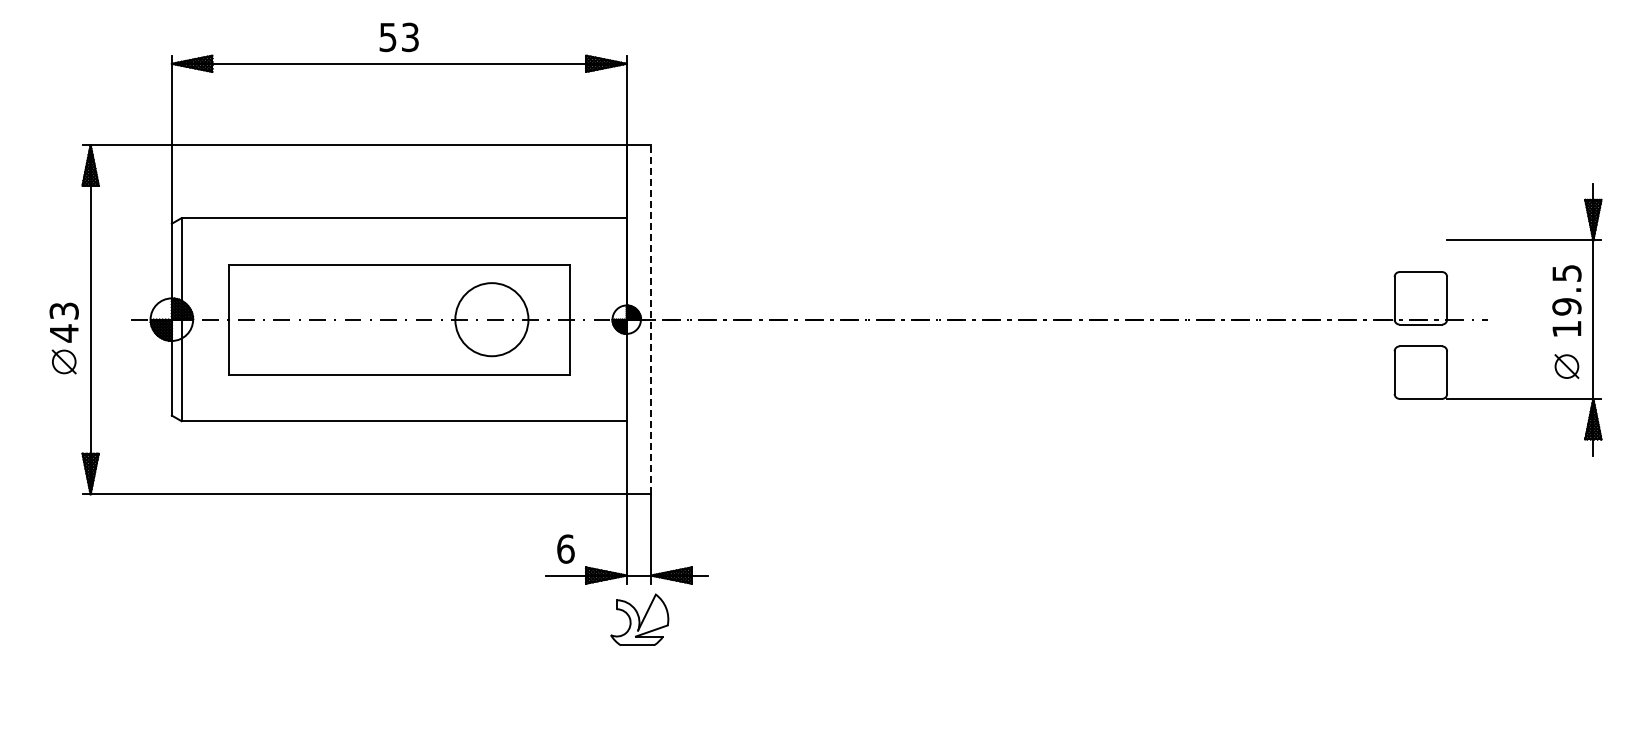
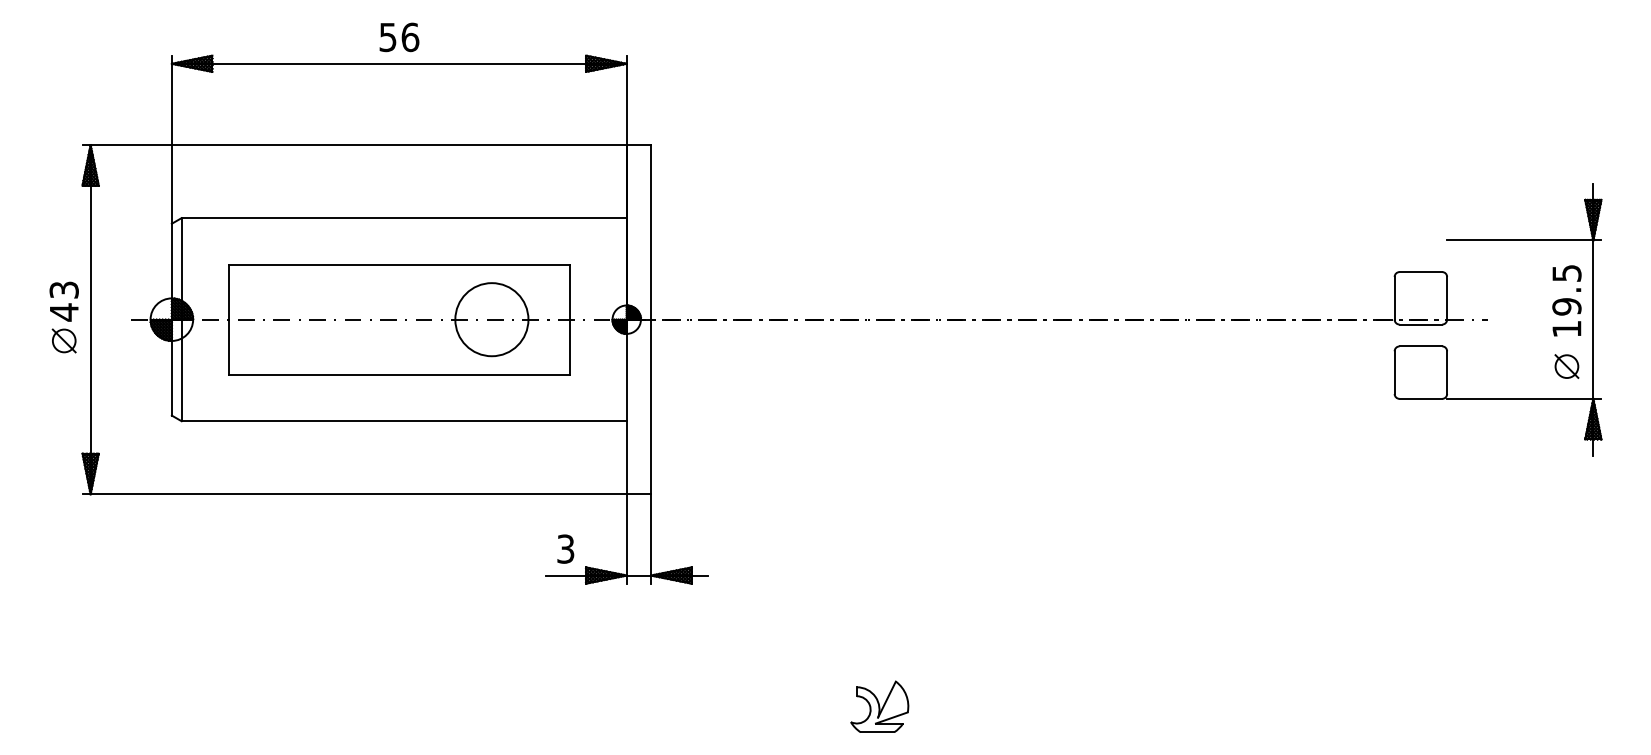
text: 53 -> 56 (410, 37)
line: dashed -> solid (651, 319)
part position: (63, 338) -> (63, 317) (63, 317)
text: 6 -> 3 (565, 548)
part position: (639, 619) -> (879, 706) (879, 706)
